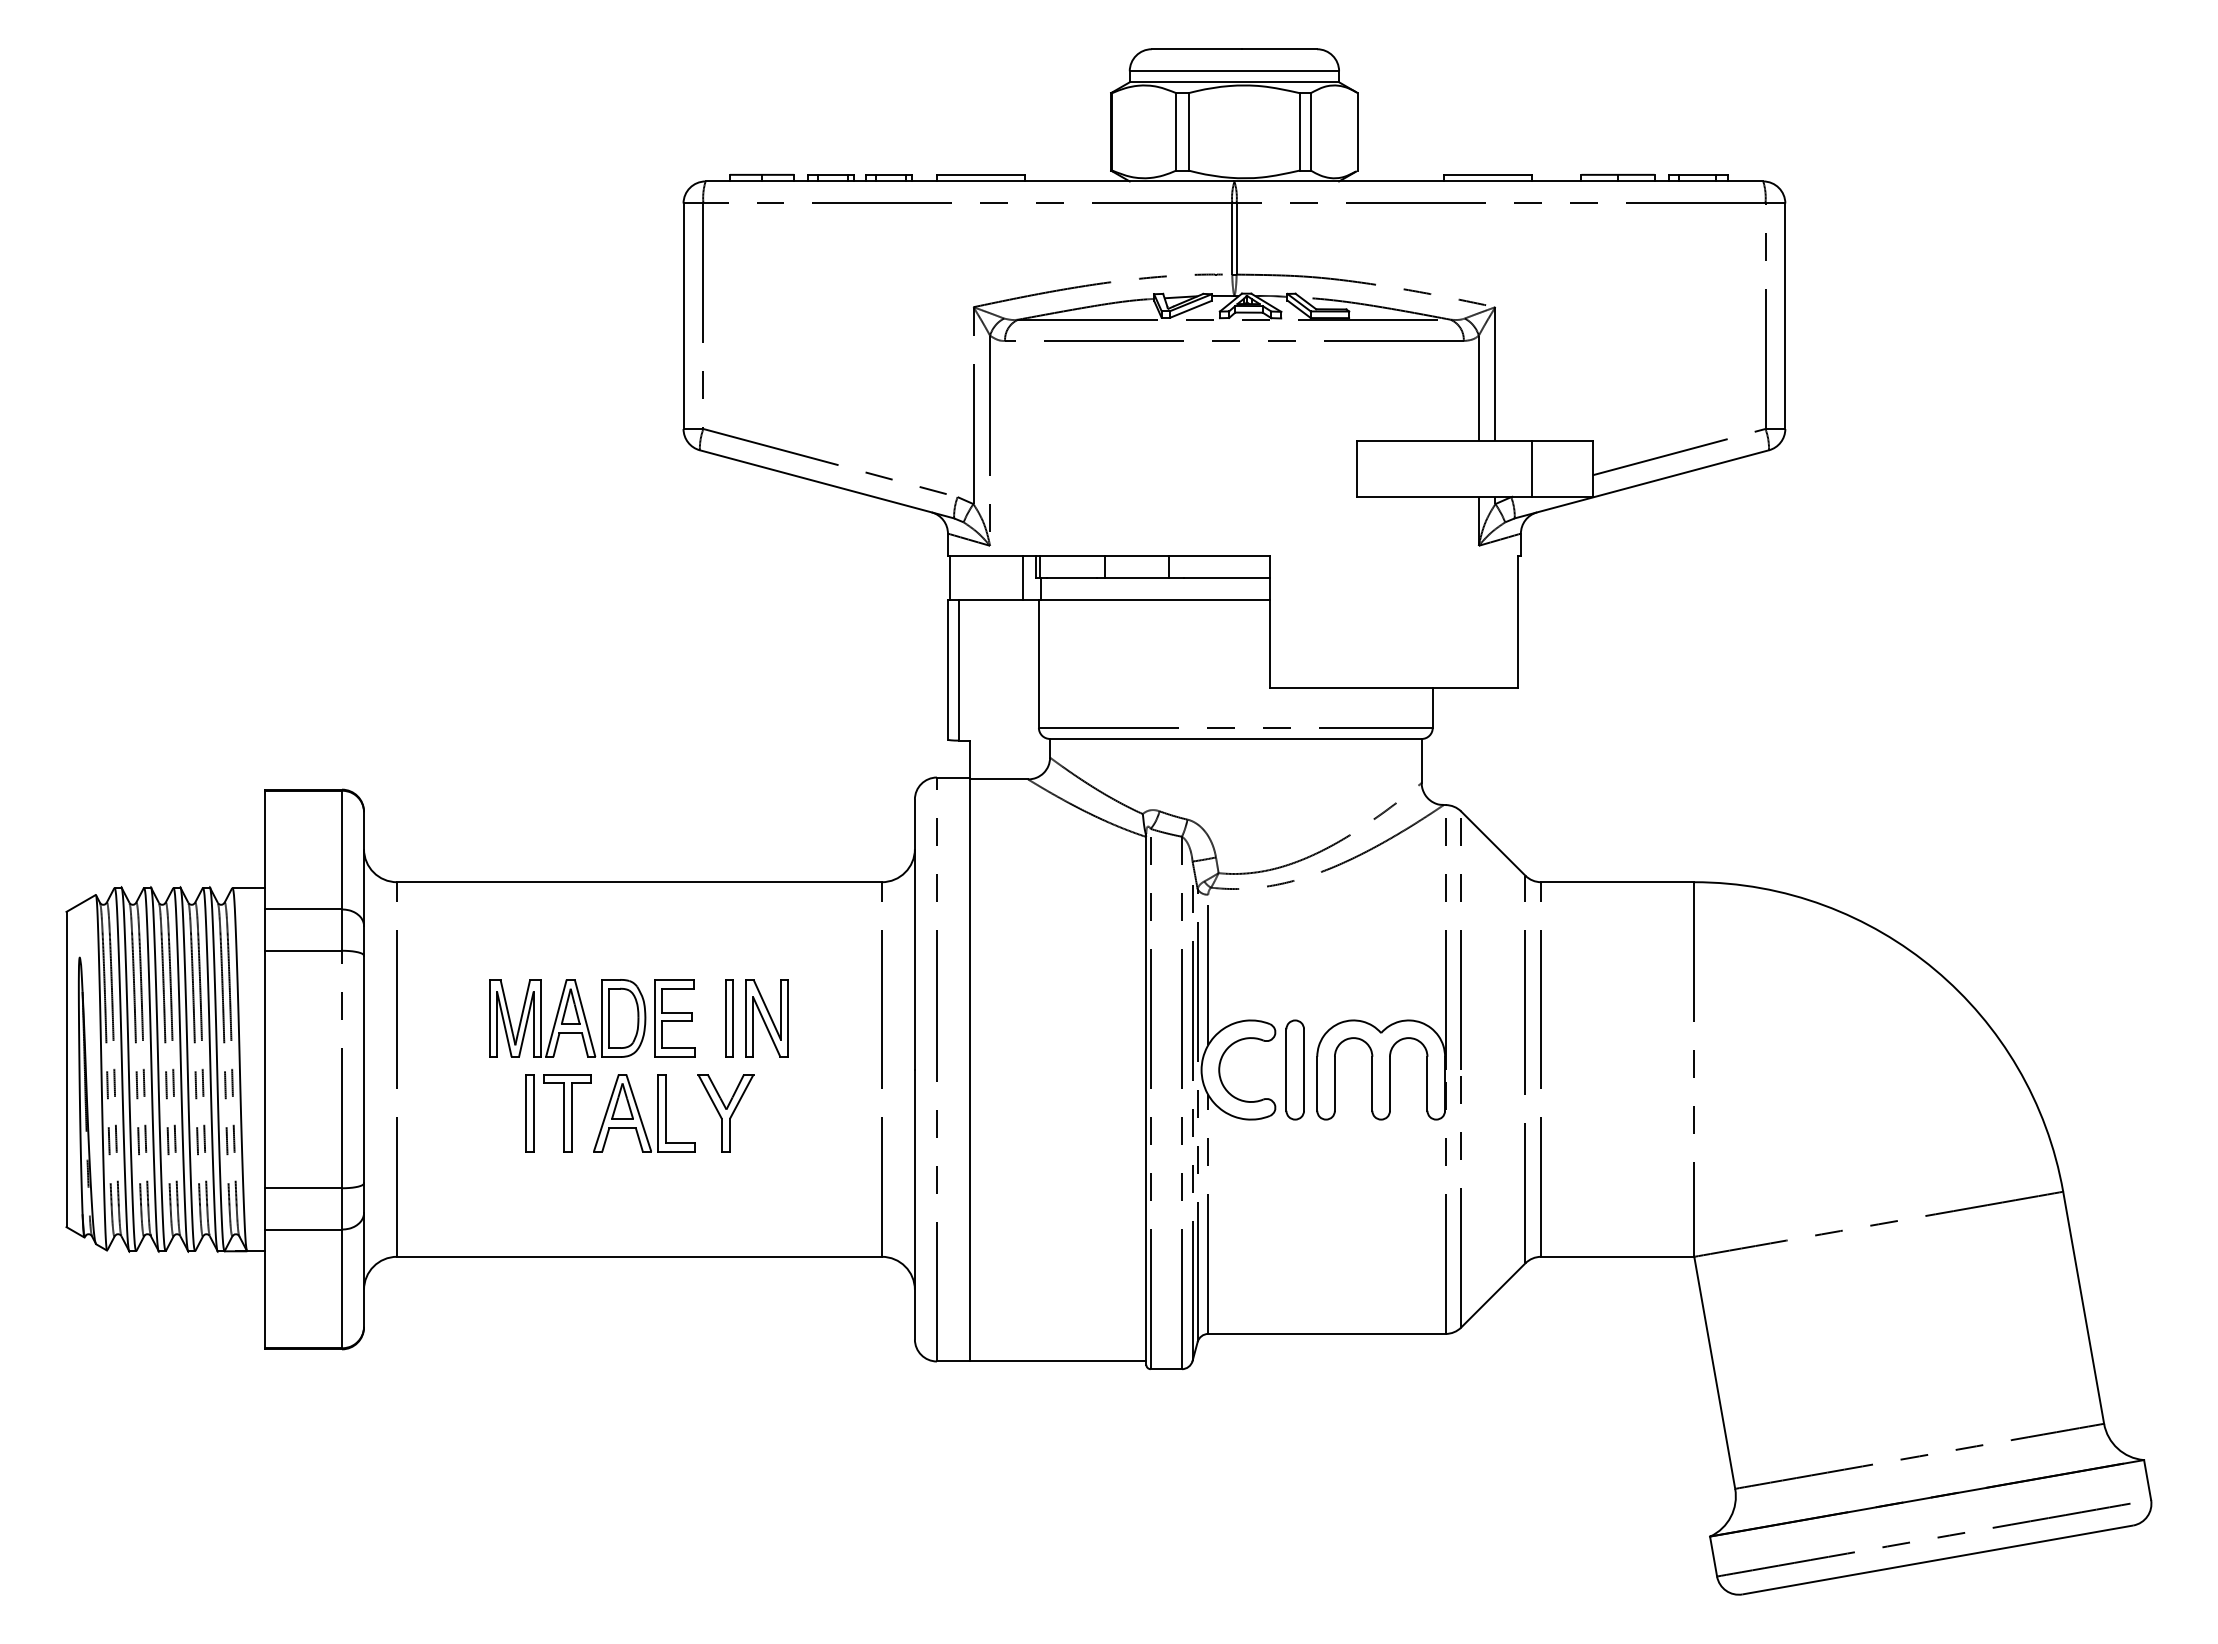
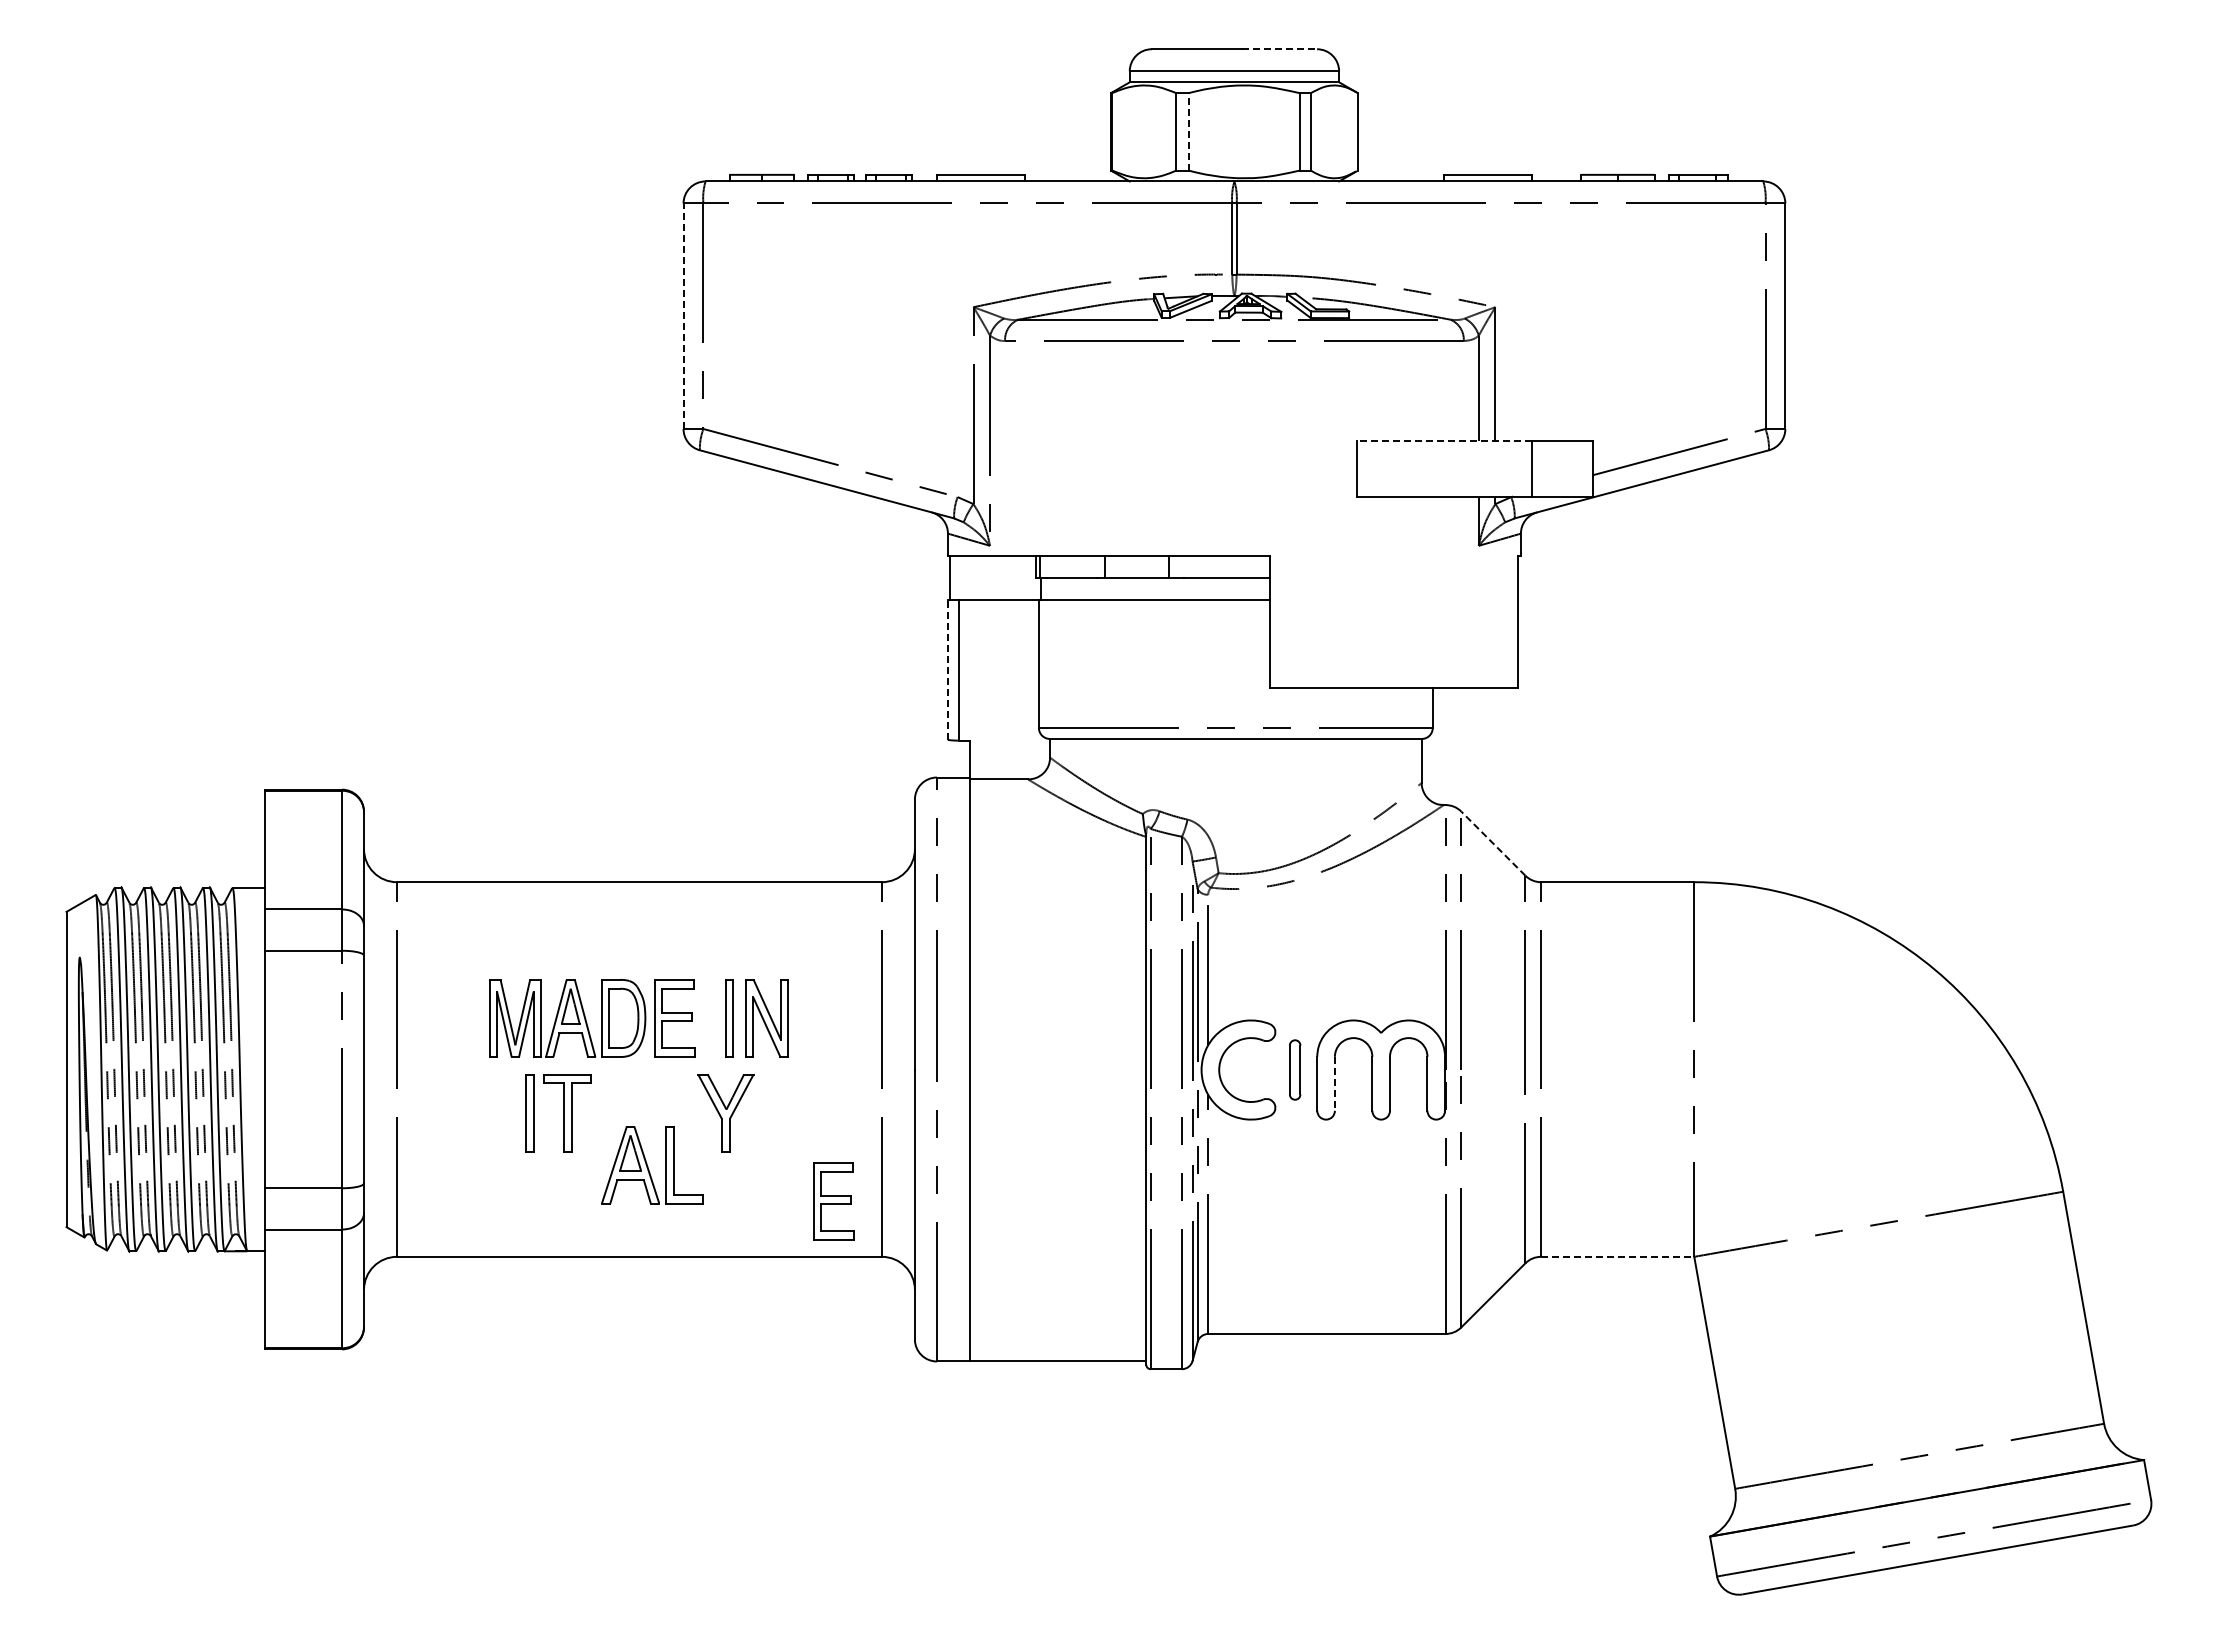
line: solid -> dashed (1279, 49)
line: solid -> dashed (1188, 131)
line: solid -> dashed (683, 316)
line: solid -> dashed (1443, 441)
line: present -> none (1022, 578)
line: solid -> dashed (947, 669)
line: solid -> dashed (1493, 843)
part size: 20x102 px -> 13x62 px (1295, 1069)
line: solid -> dashed (1334, 1083)
part position: (644, 1113) -> (652, 1165) (652, 1165)
part: none -> present (833, 1201)
line: solid -> dashed (1617, 1256)
